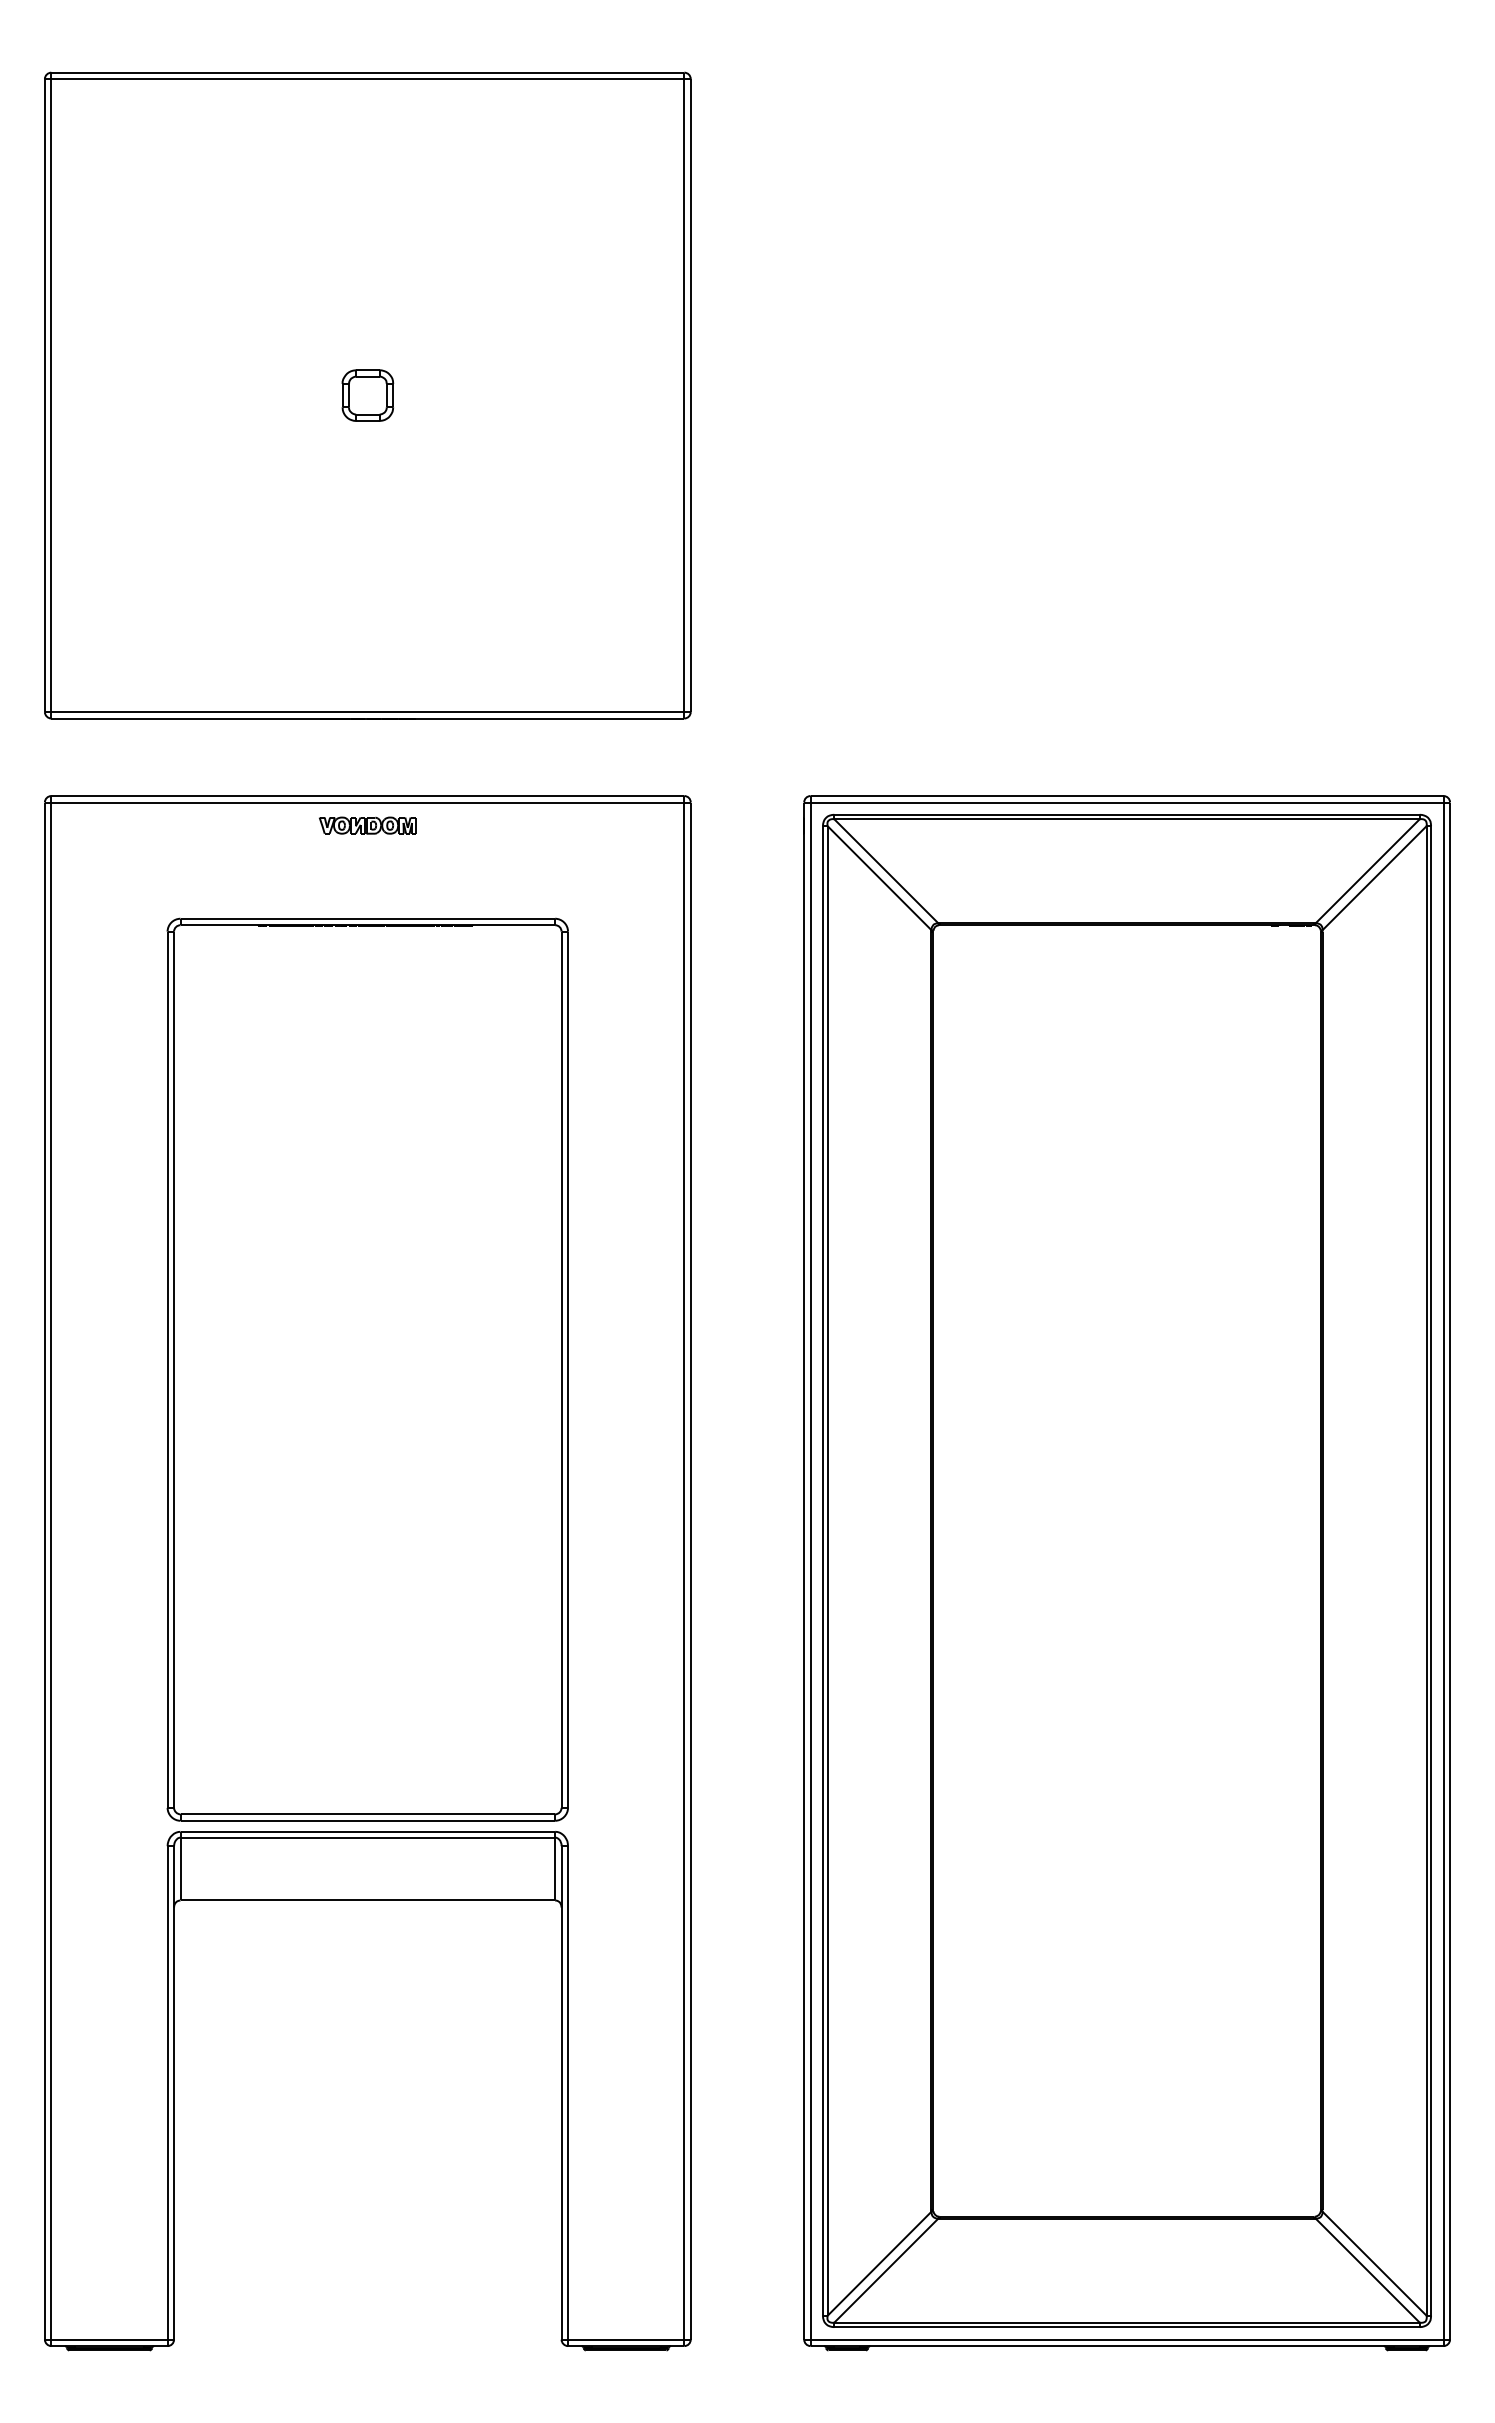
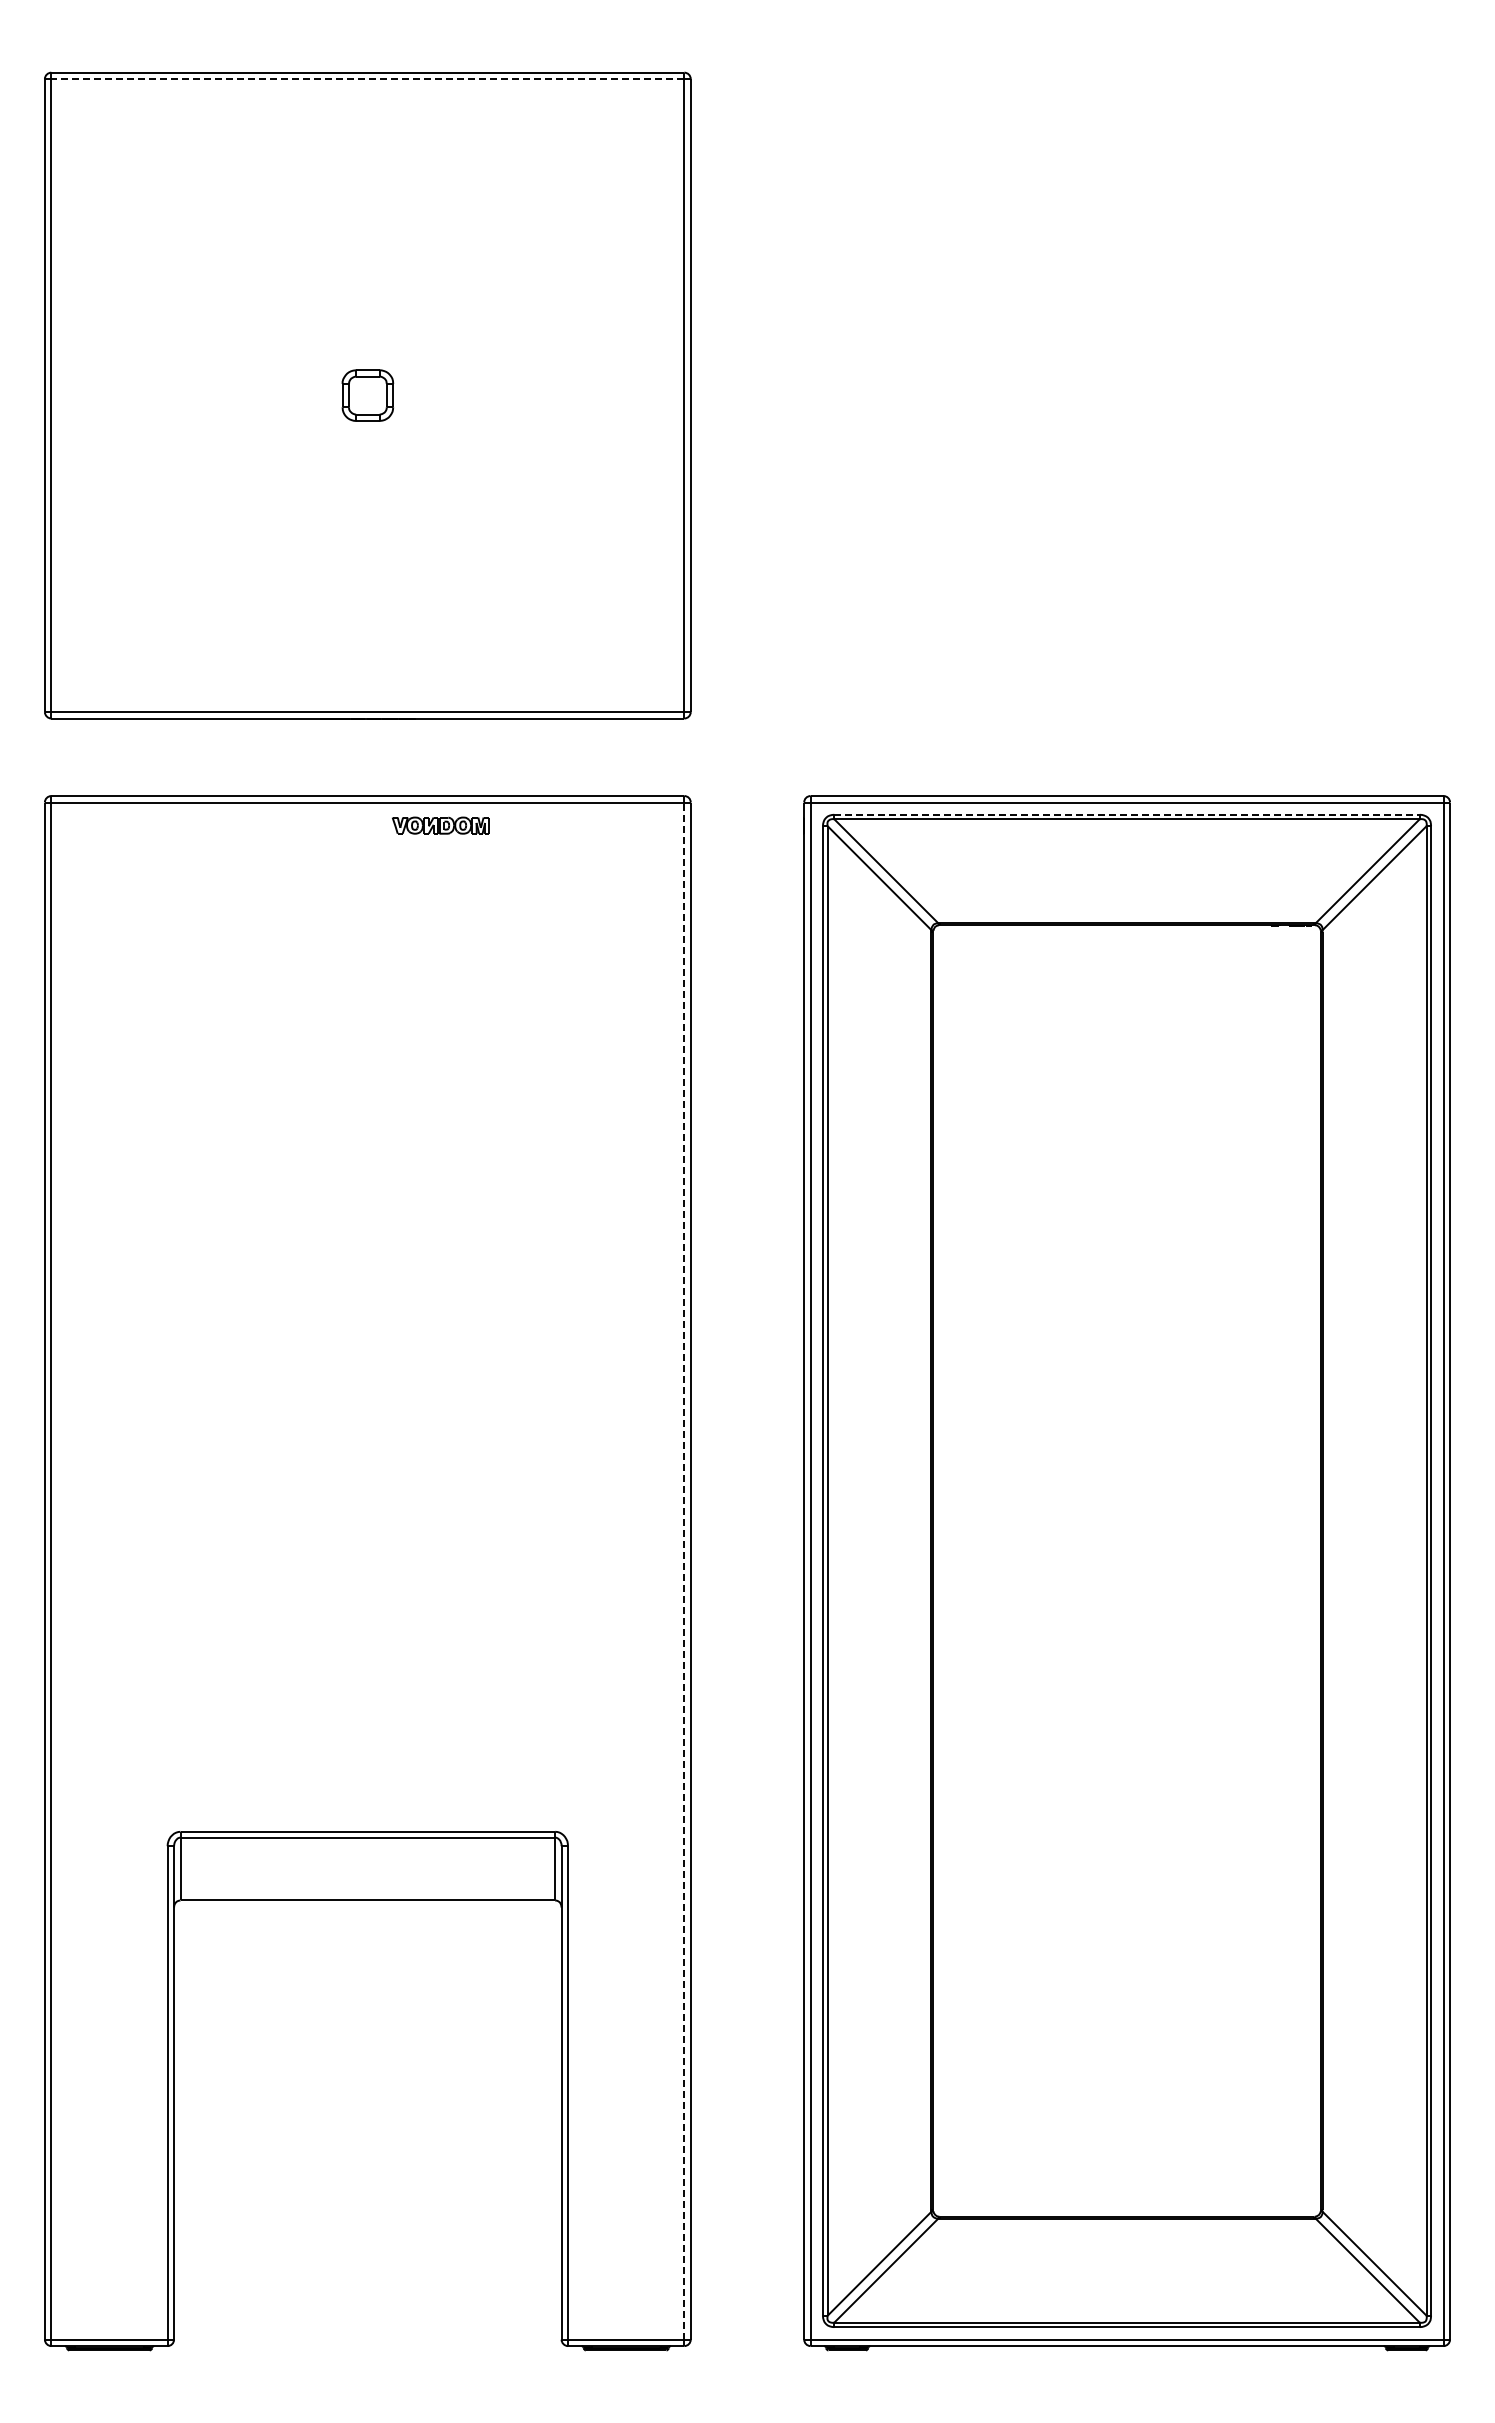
line: solid -> dashed (367, 79)
line: solid -> dashed (1127, 814)
part position: (367, 825) -> (440, 825) (440, 825)
part: present -> none (367, 1369)
line: solid -> dashed (684, 1571)
